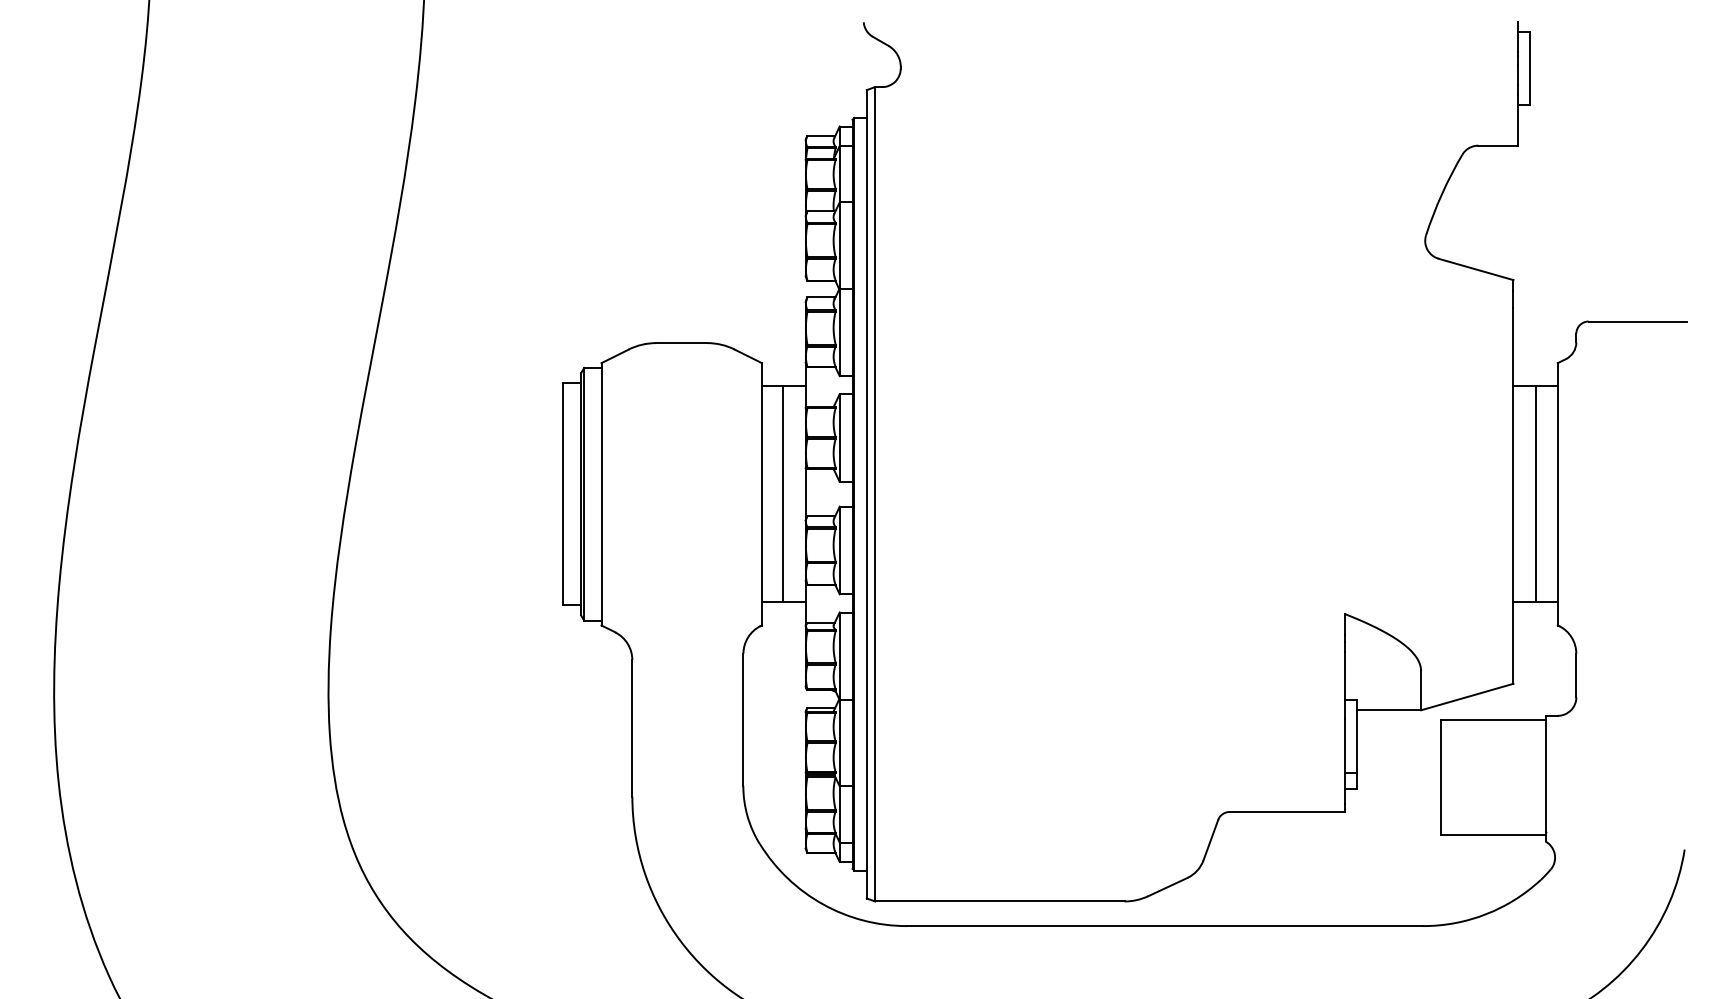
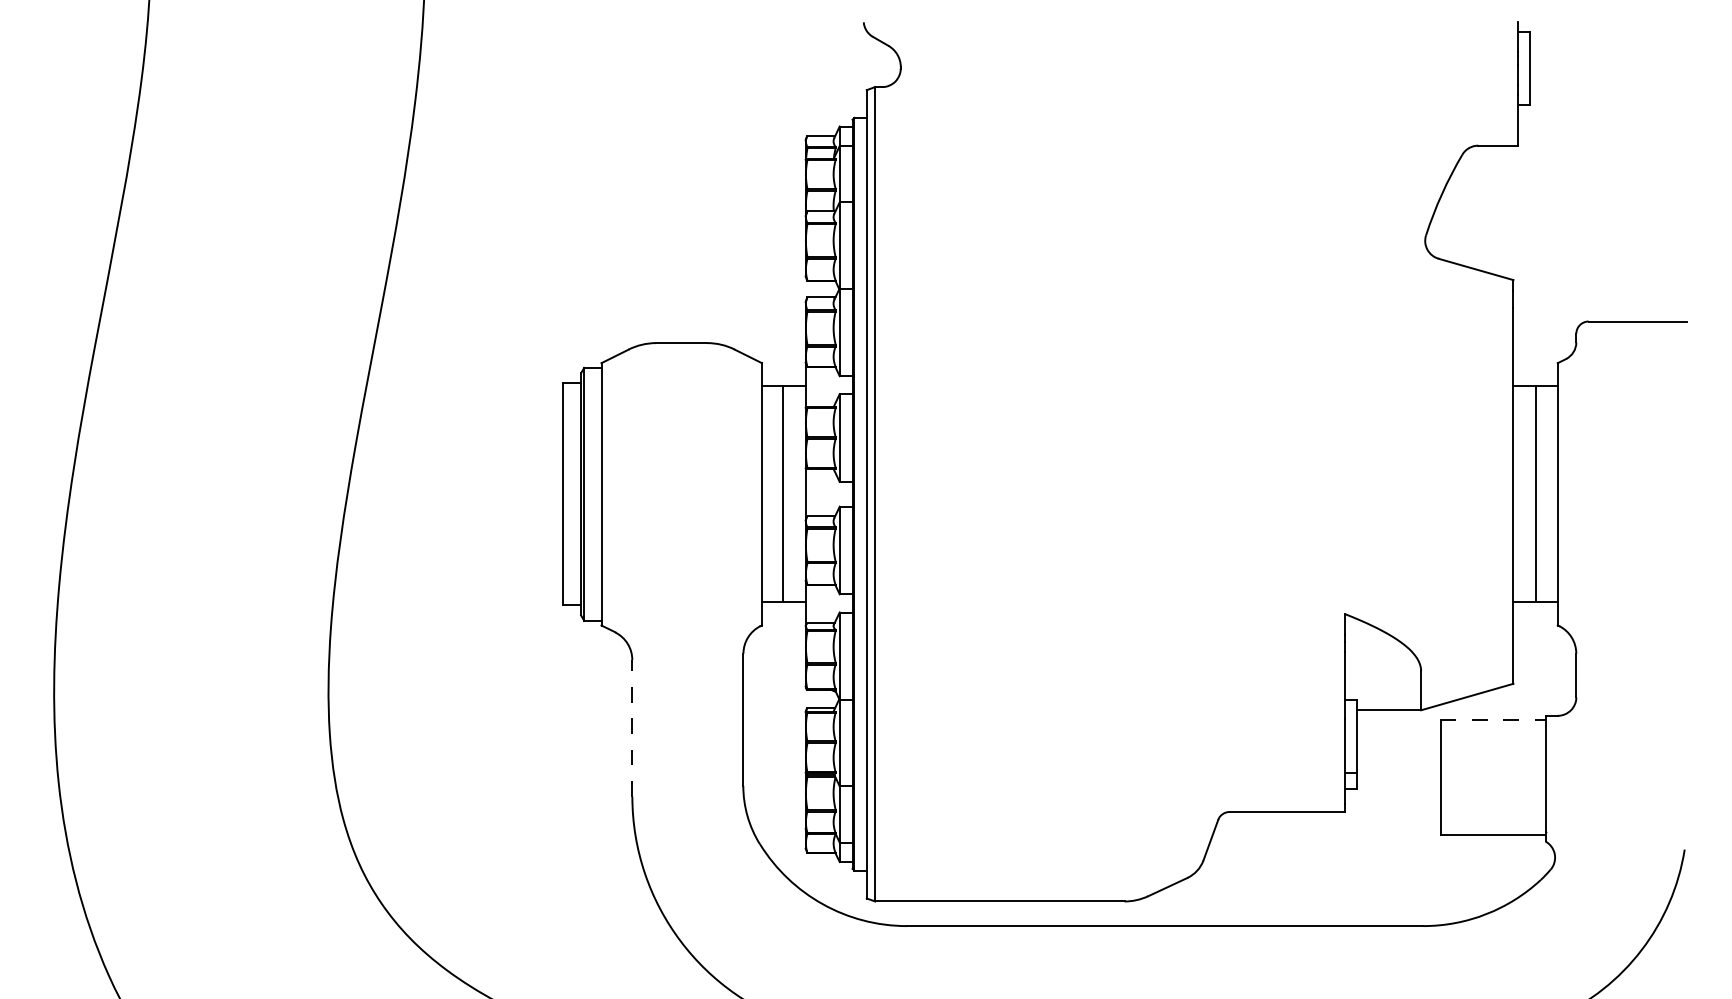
line: solid -> dashed (1493, 719)
line: solid -> dashed (632, 727)
